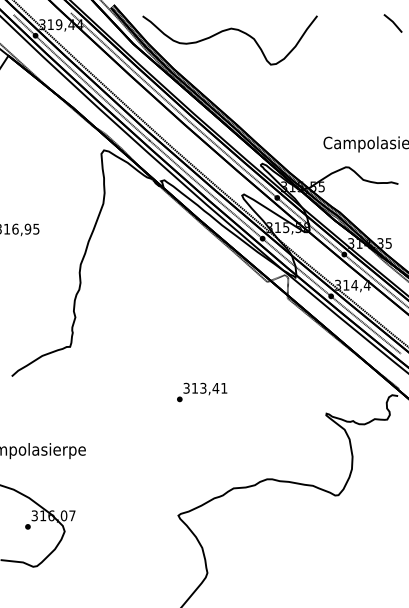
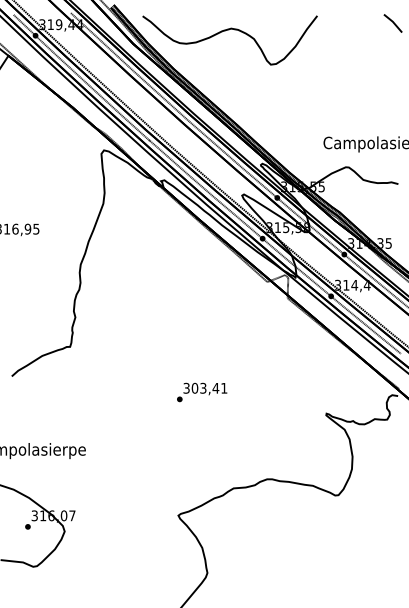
text: 313,41 -> 303,41 (194, 387)
